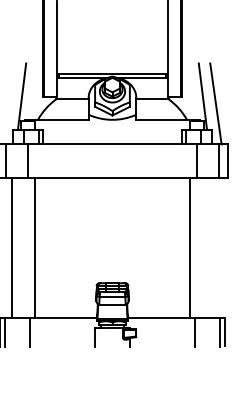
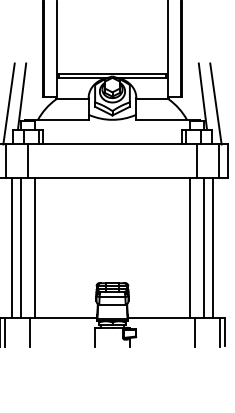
line: none -> present (8, 103)
line: none -> present (20, 247)
line: none -> present (204, 247)
line: none -> present (213, 247)
